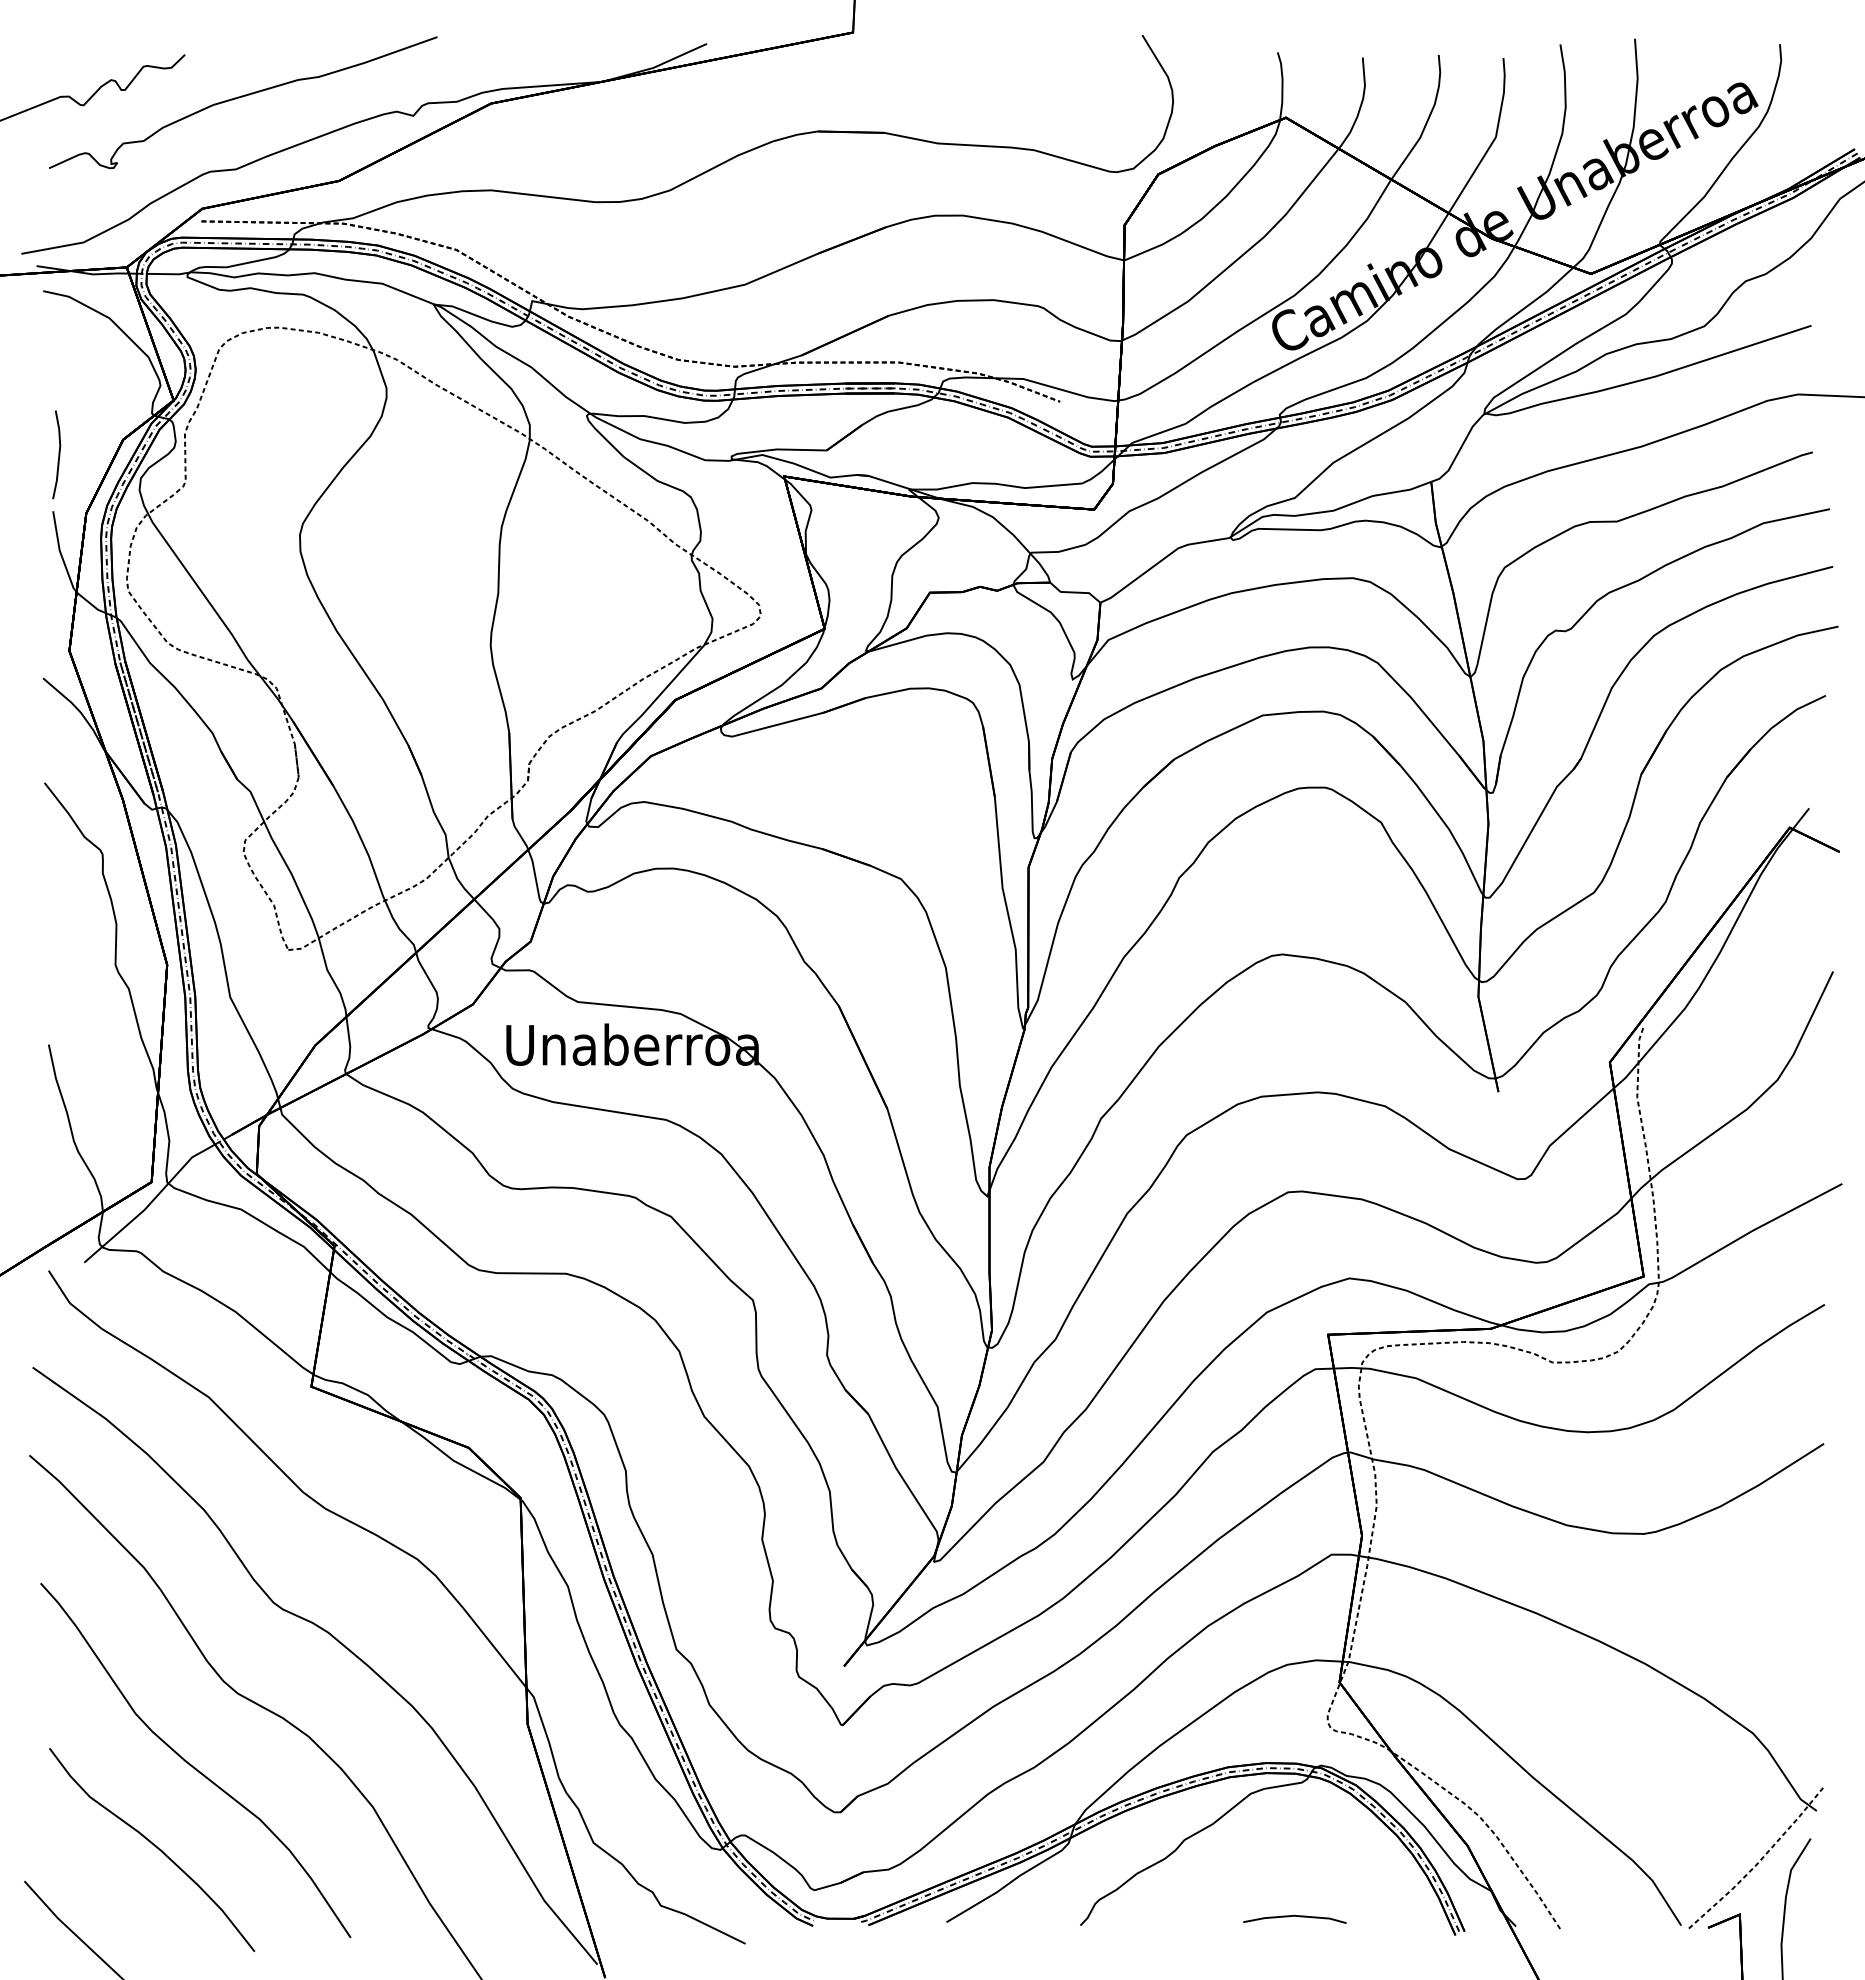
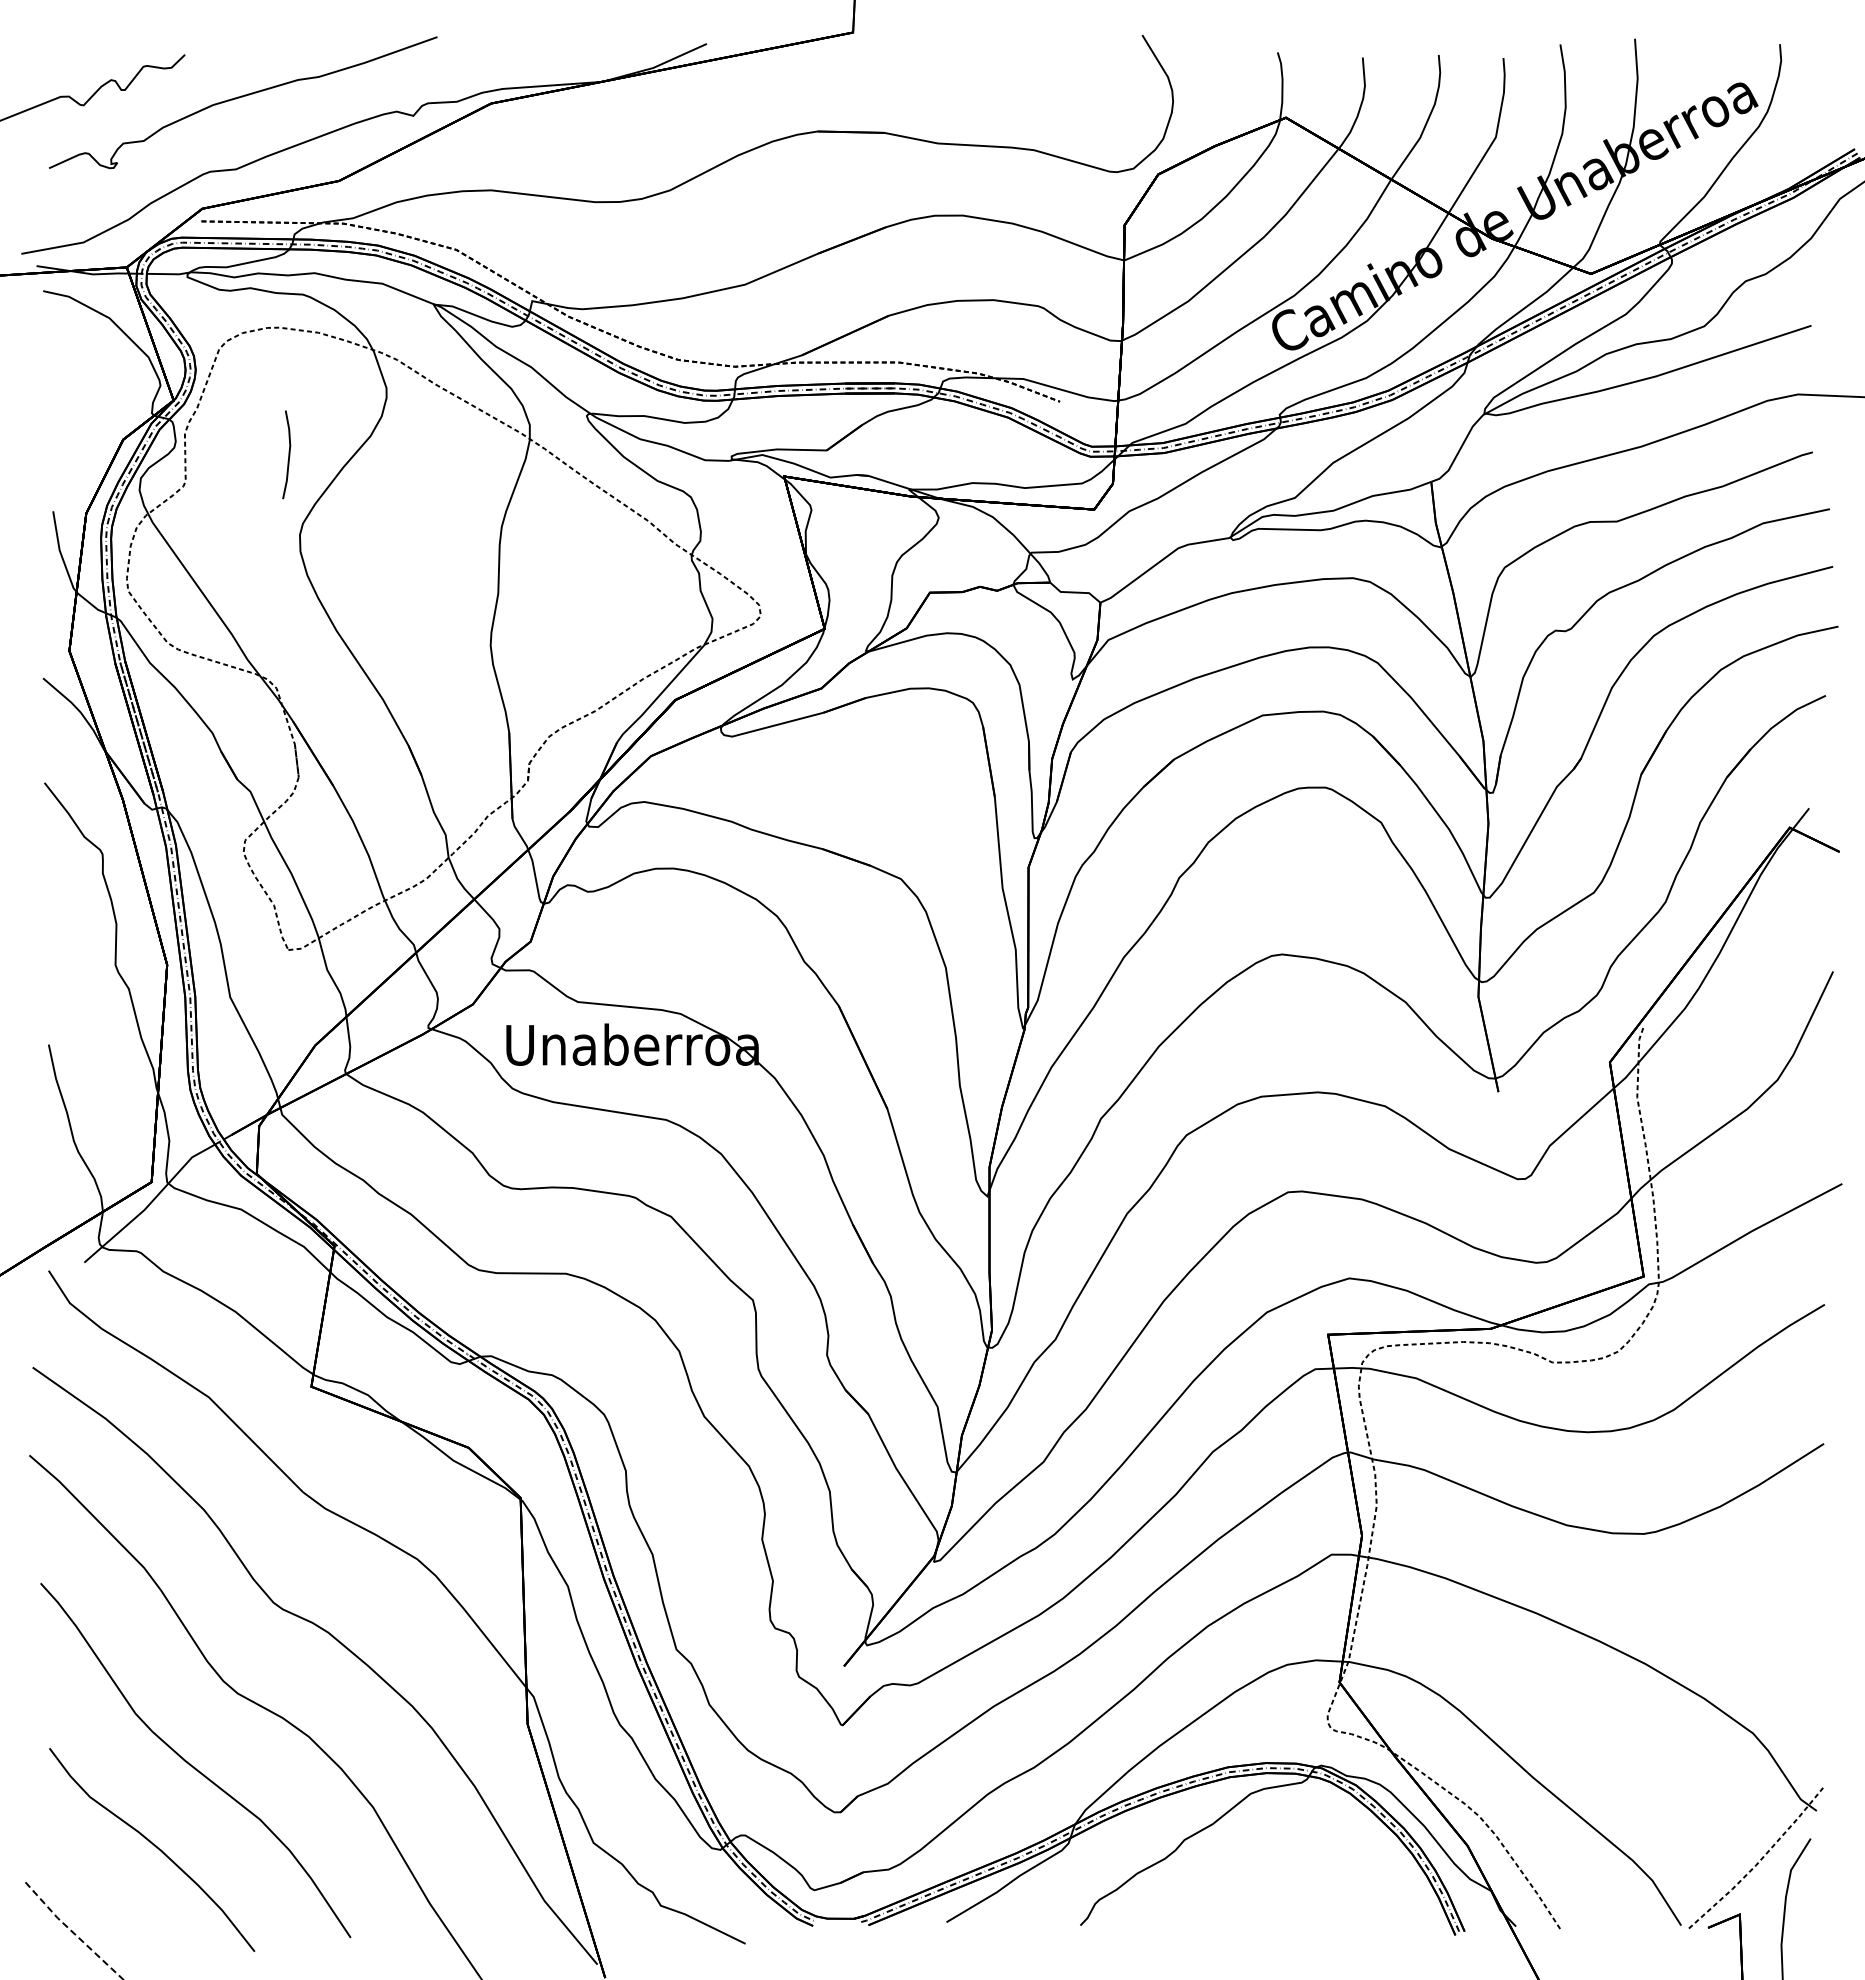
line position: (58, 454) -> (288, 454) (288, 454)
line: present -> none (1294, 1916)
line: solid -> dashed (71, 1931)
